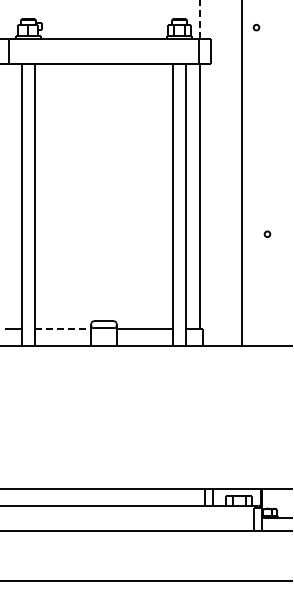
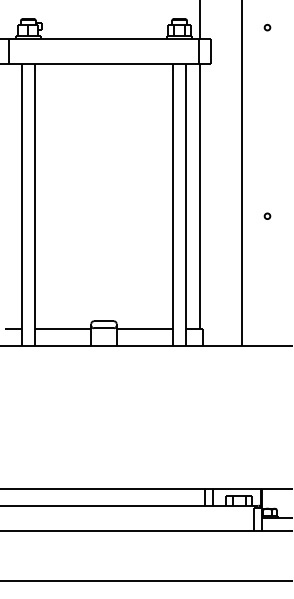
line: dashed -> solid (200, 19)
part position: (256, 27) -> (267, 27) (267, 27)
part position: (267, 233) -> (267, 215) (267, 215)
line: dashed -> solid (63, 329)
